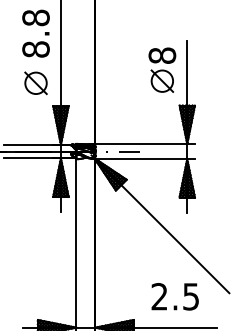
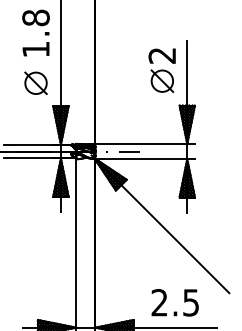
text: 8.8 -> 1.8 (35, 49)
text: 8 -> 2 (162, 55)
text position: (174, 296) -> (174, 302) (174, 302)
